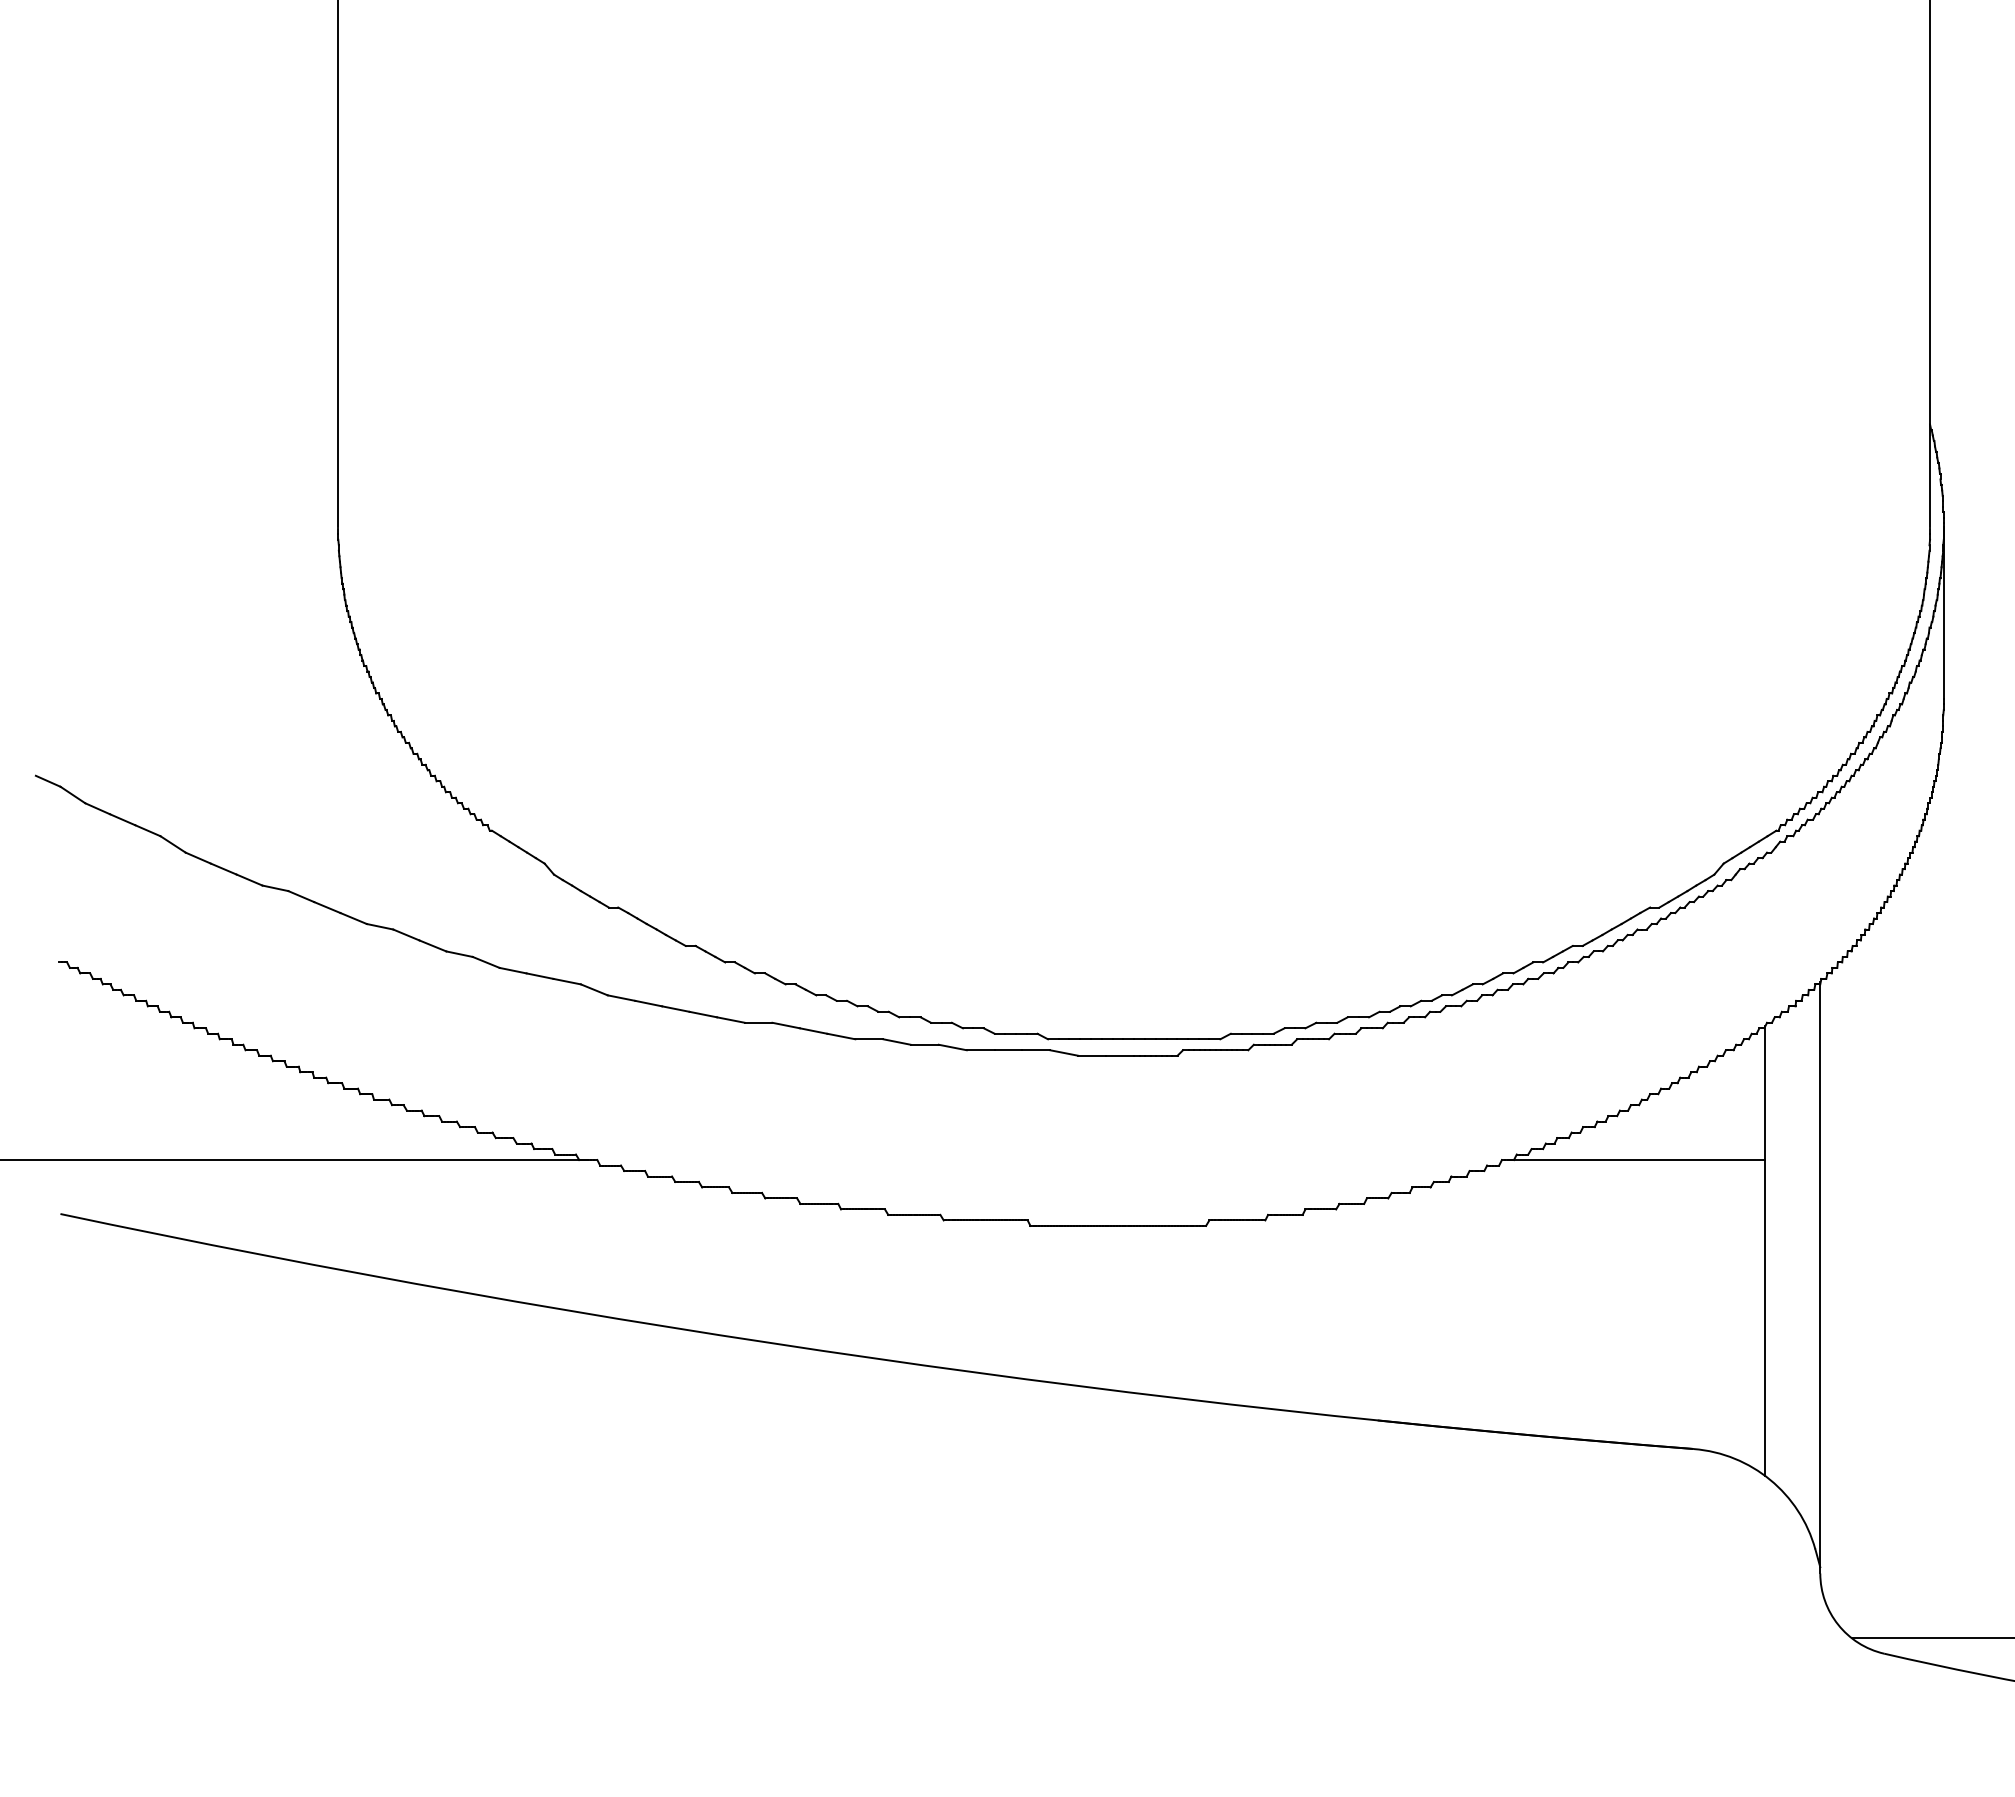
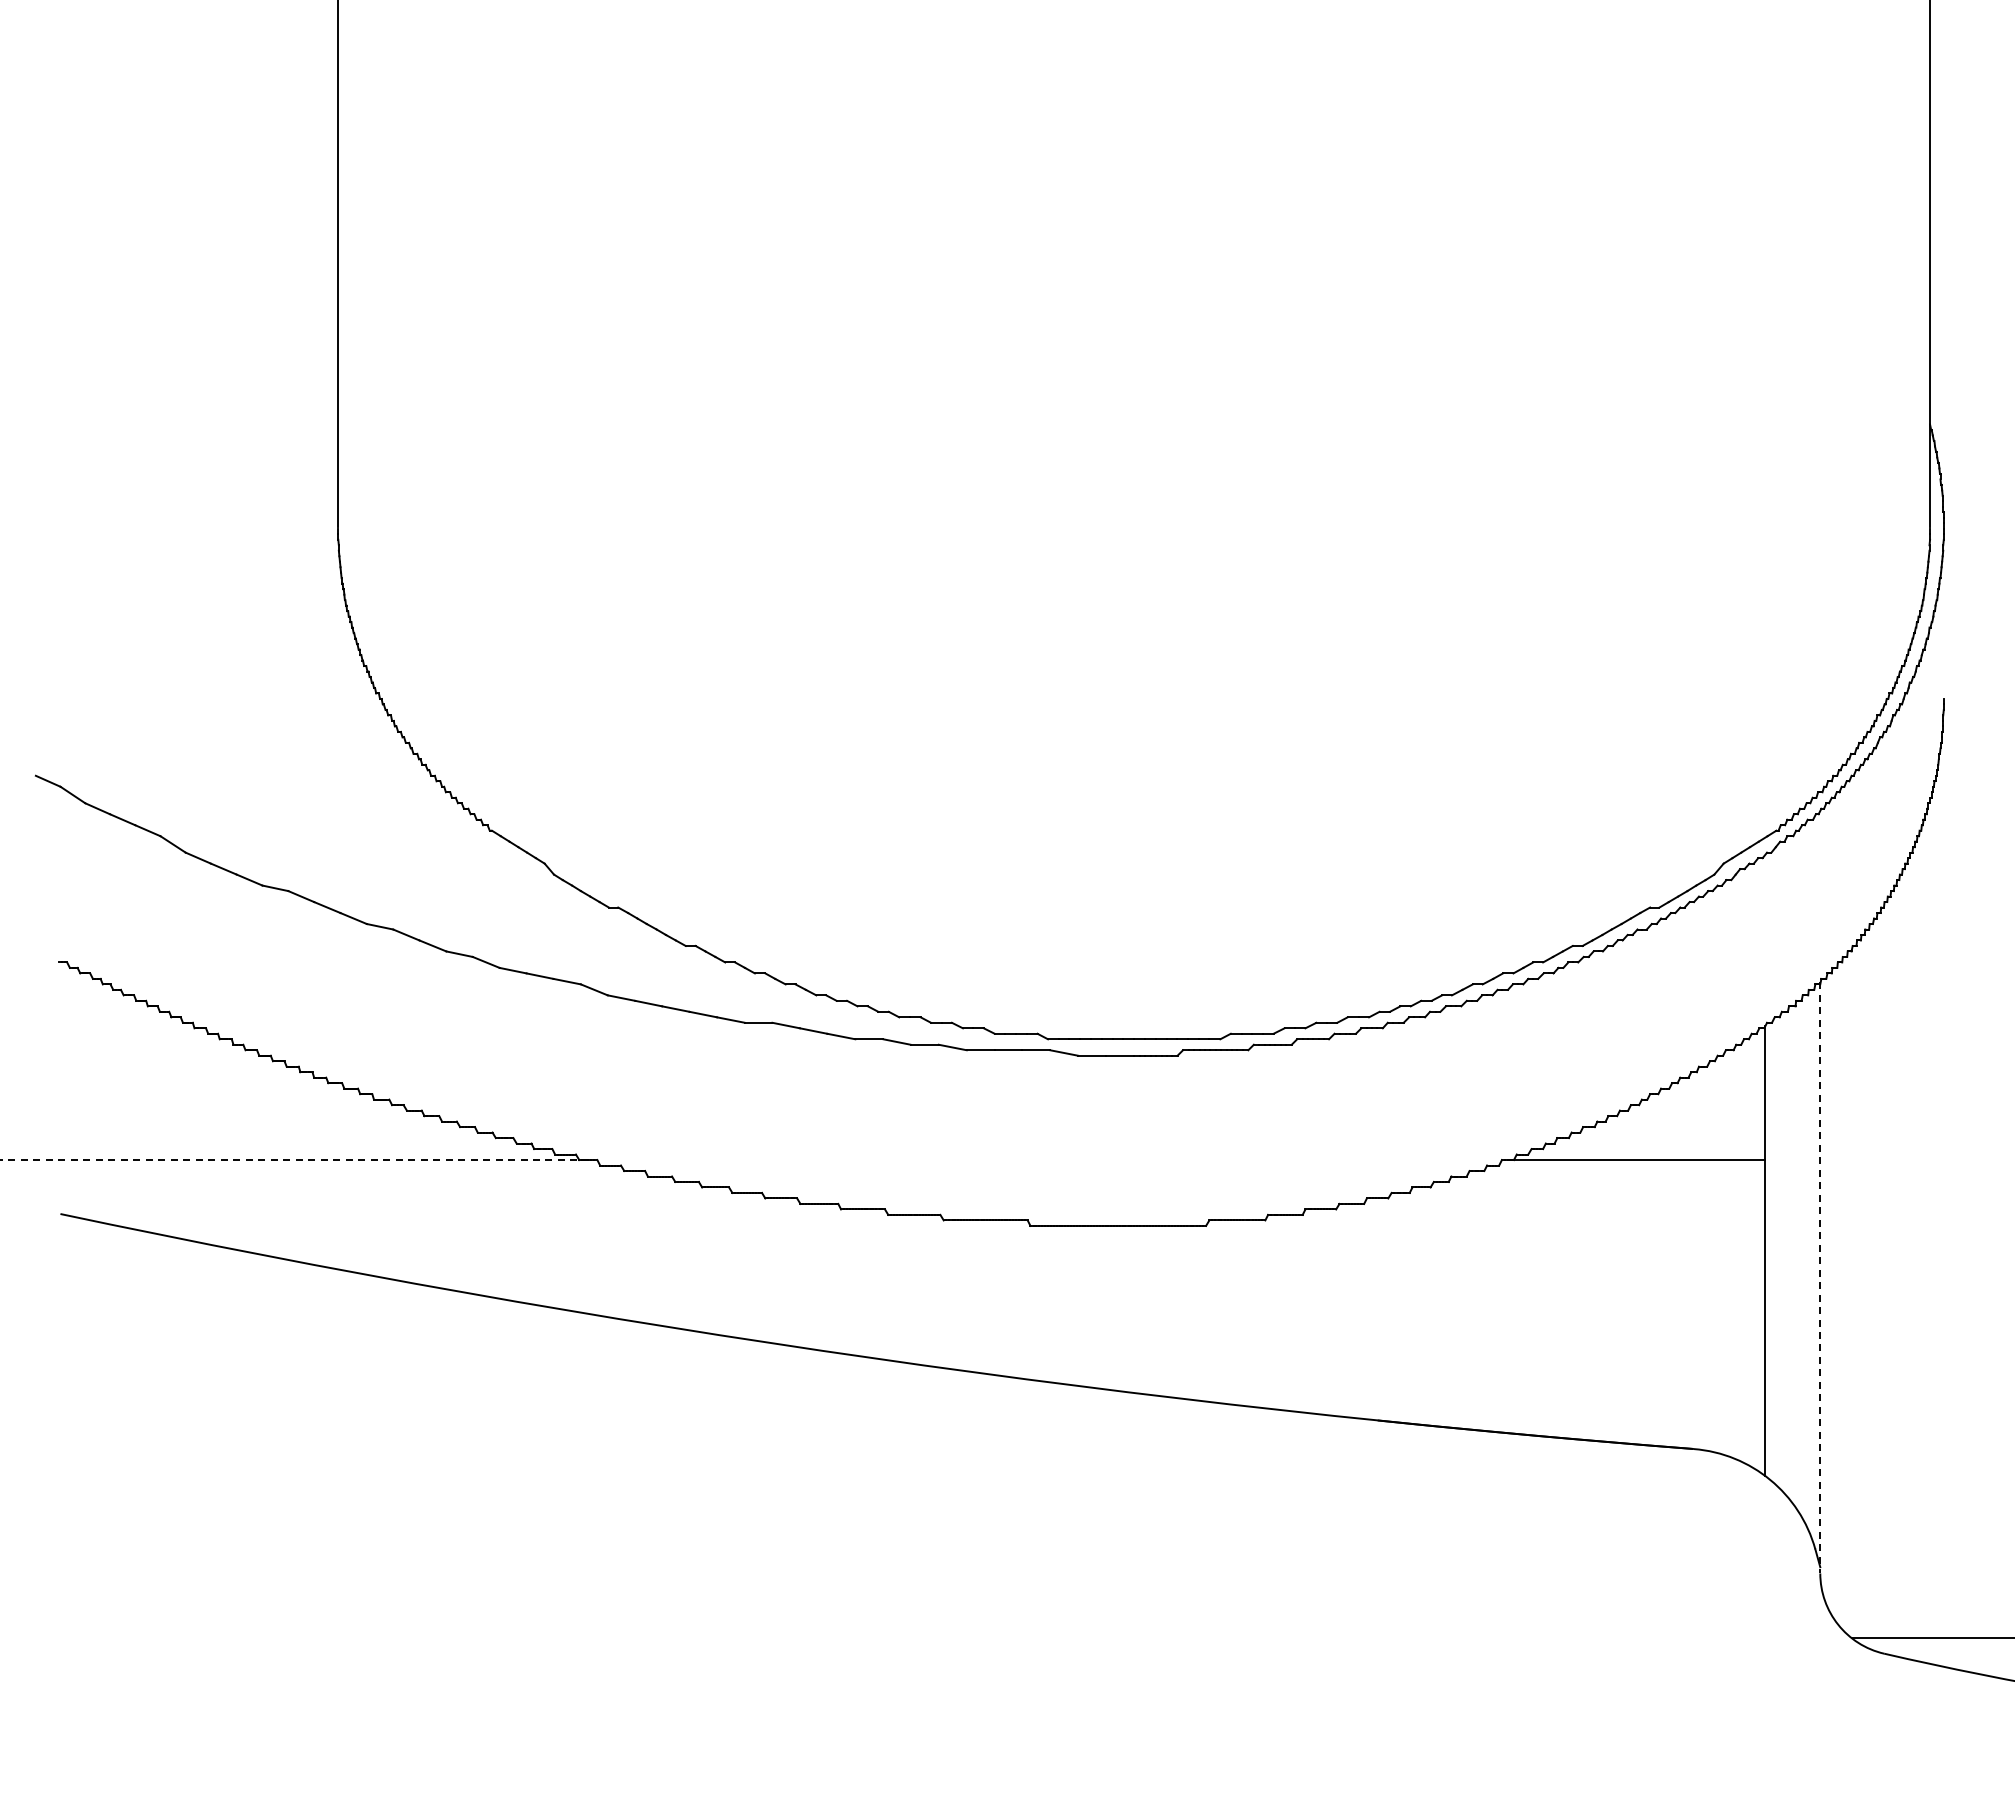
line: present -> none (1943, 612)
line: solid -> dashed (294, 1160)
line: solid -> dashed (1820, 1277)
